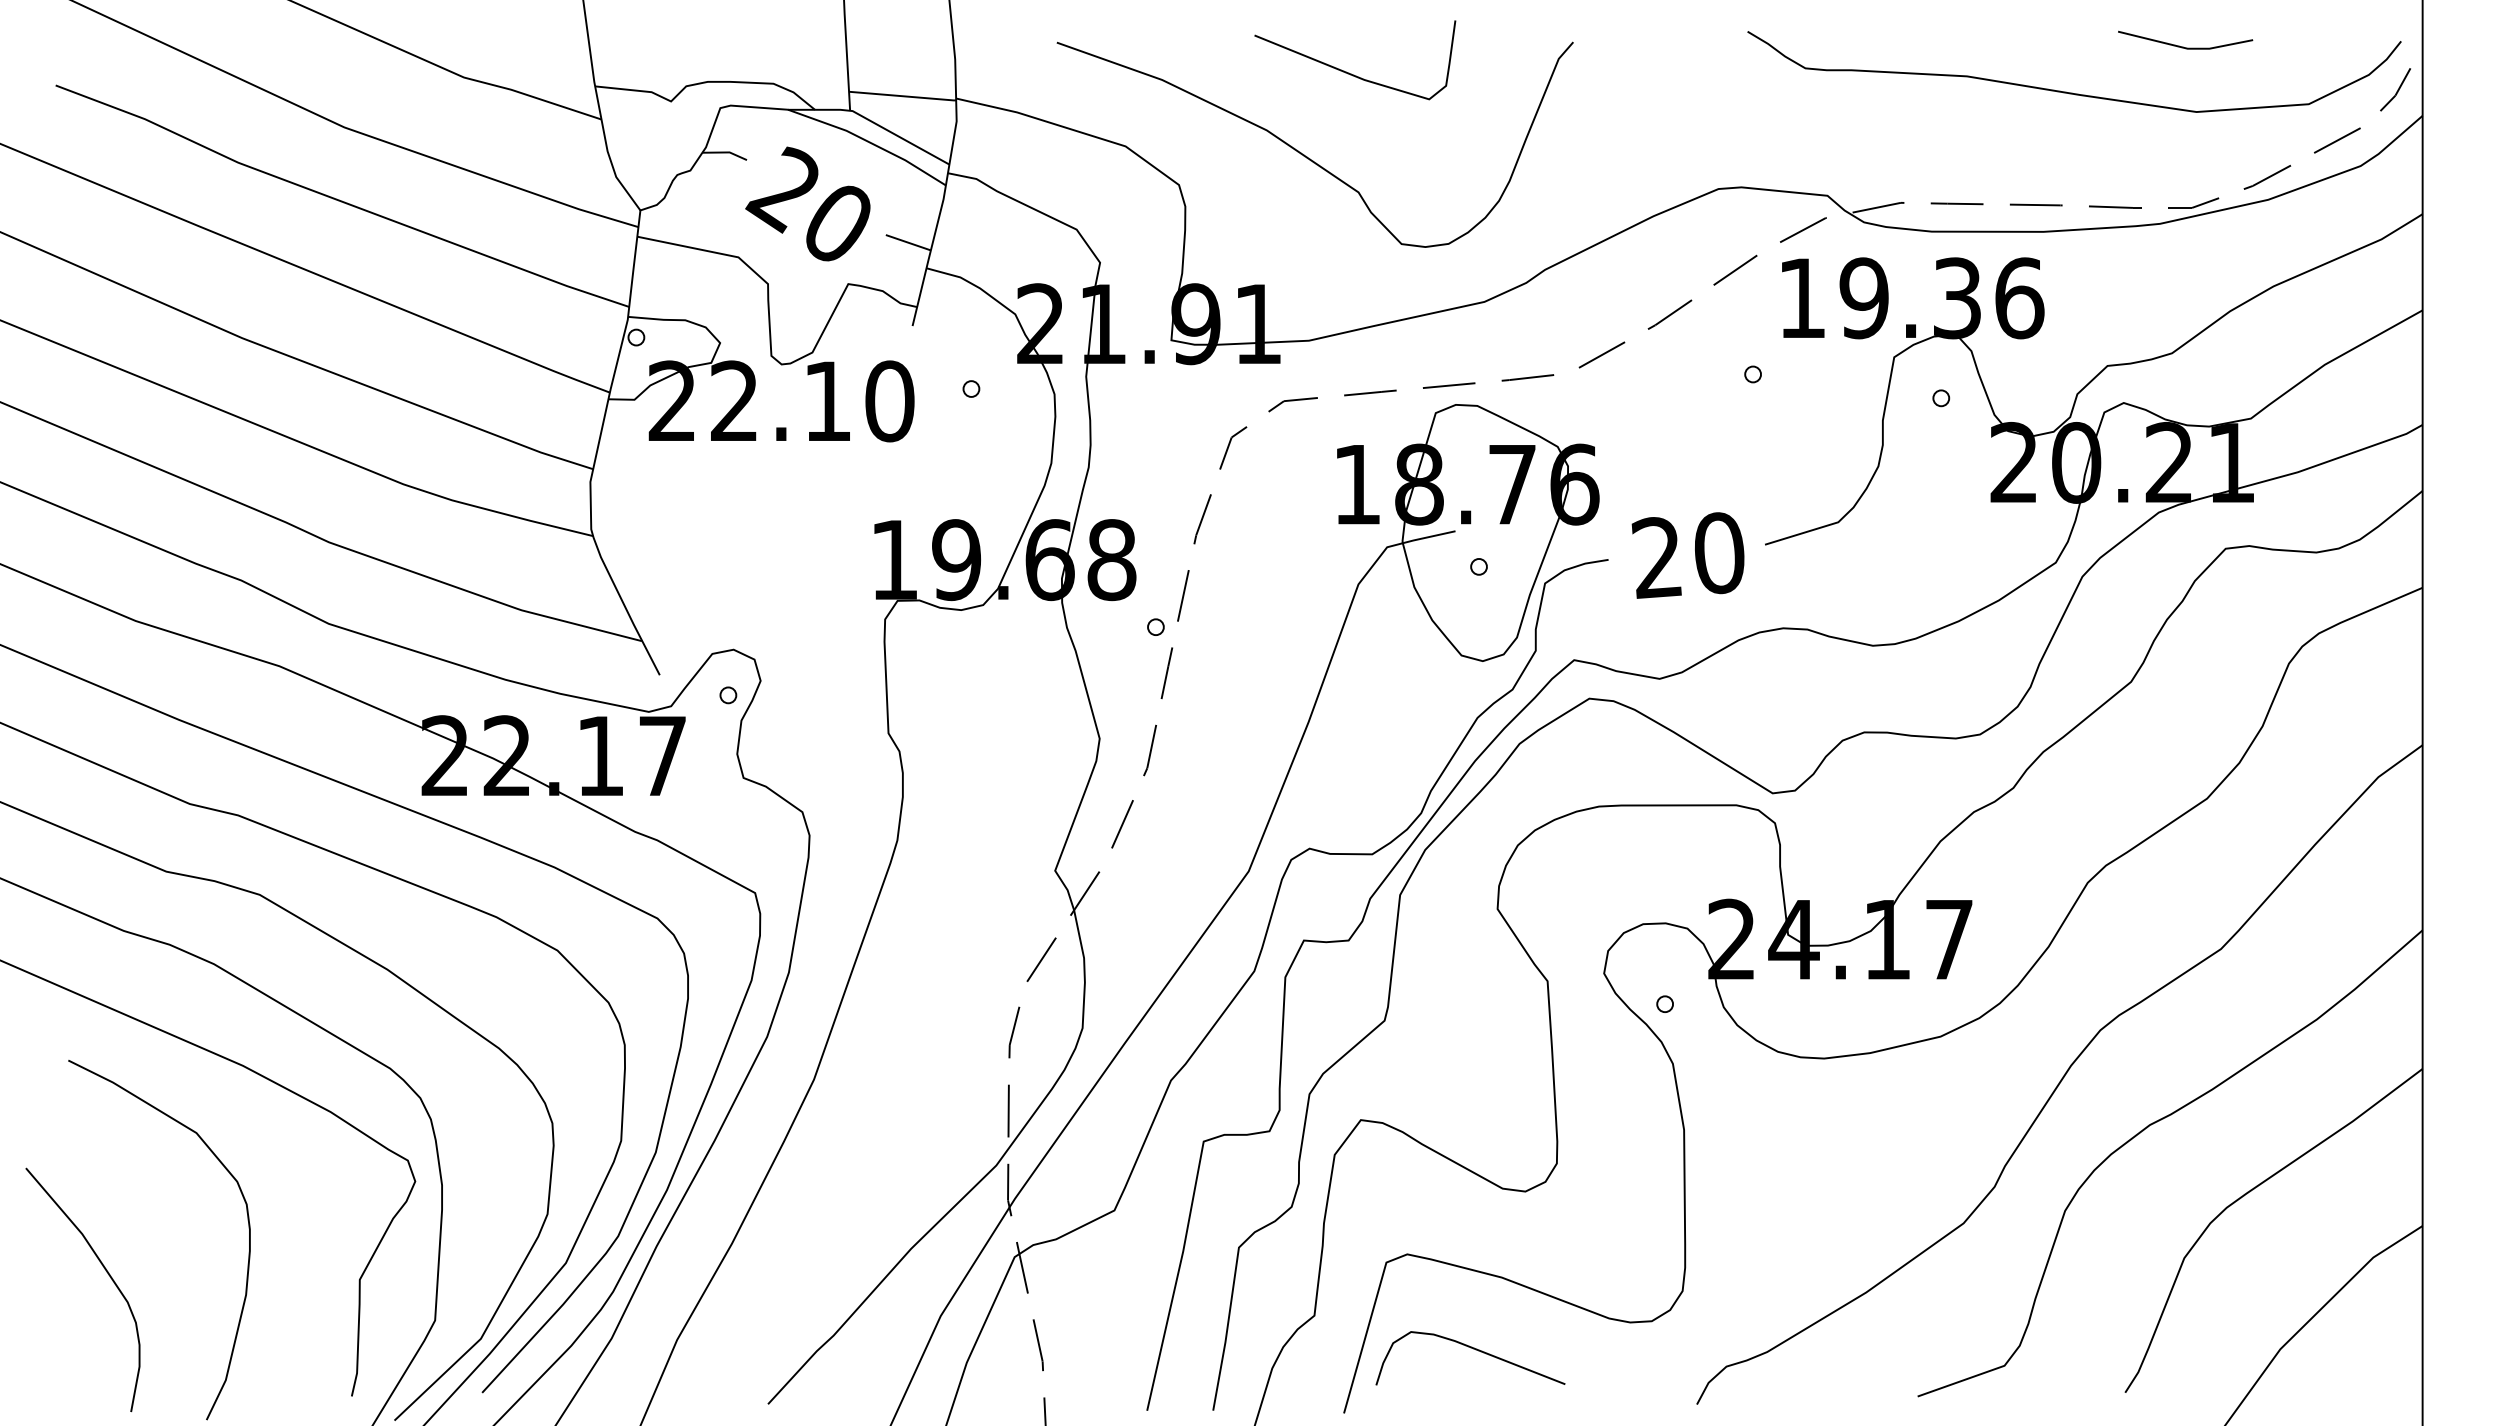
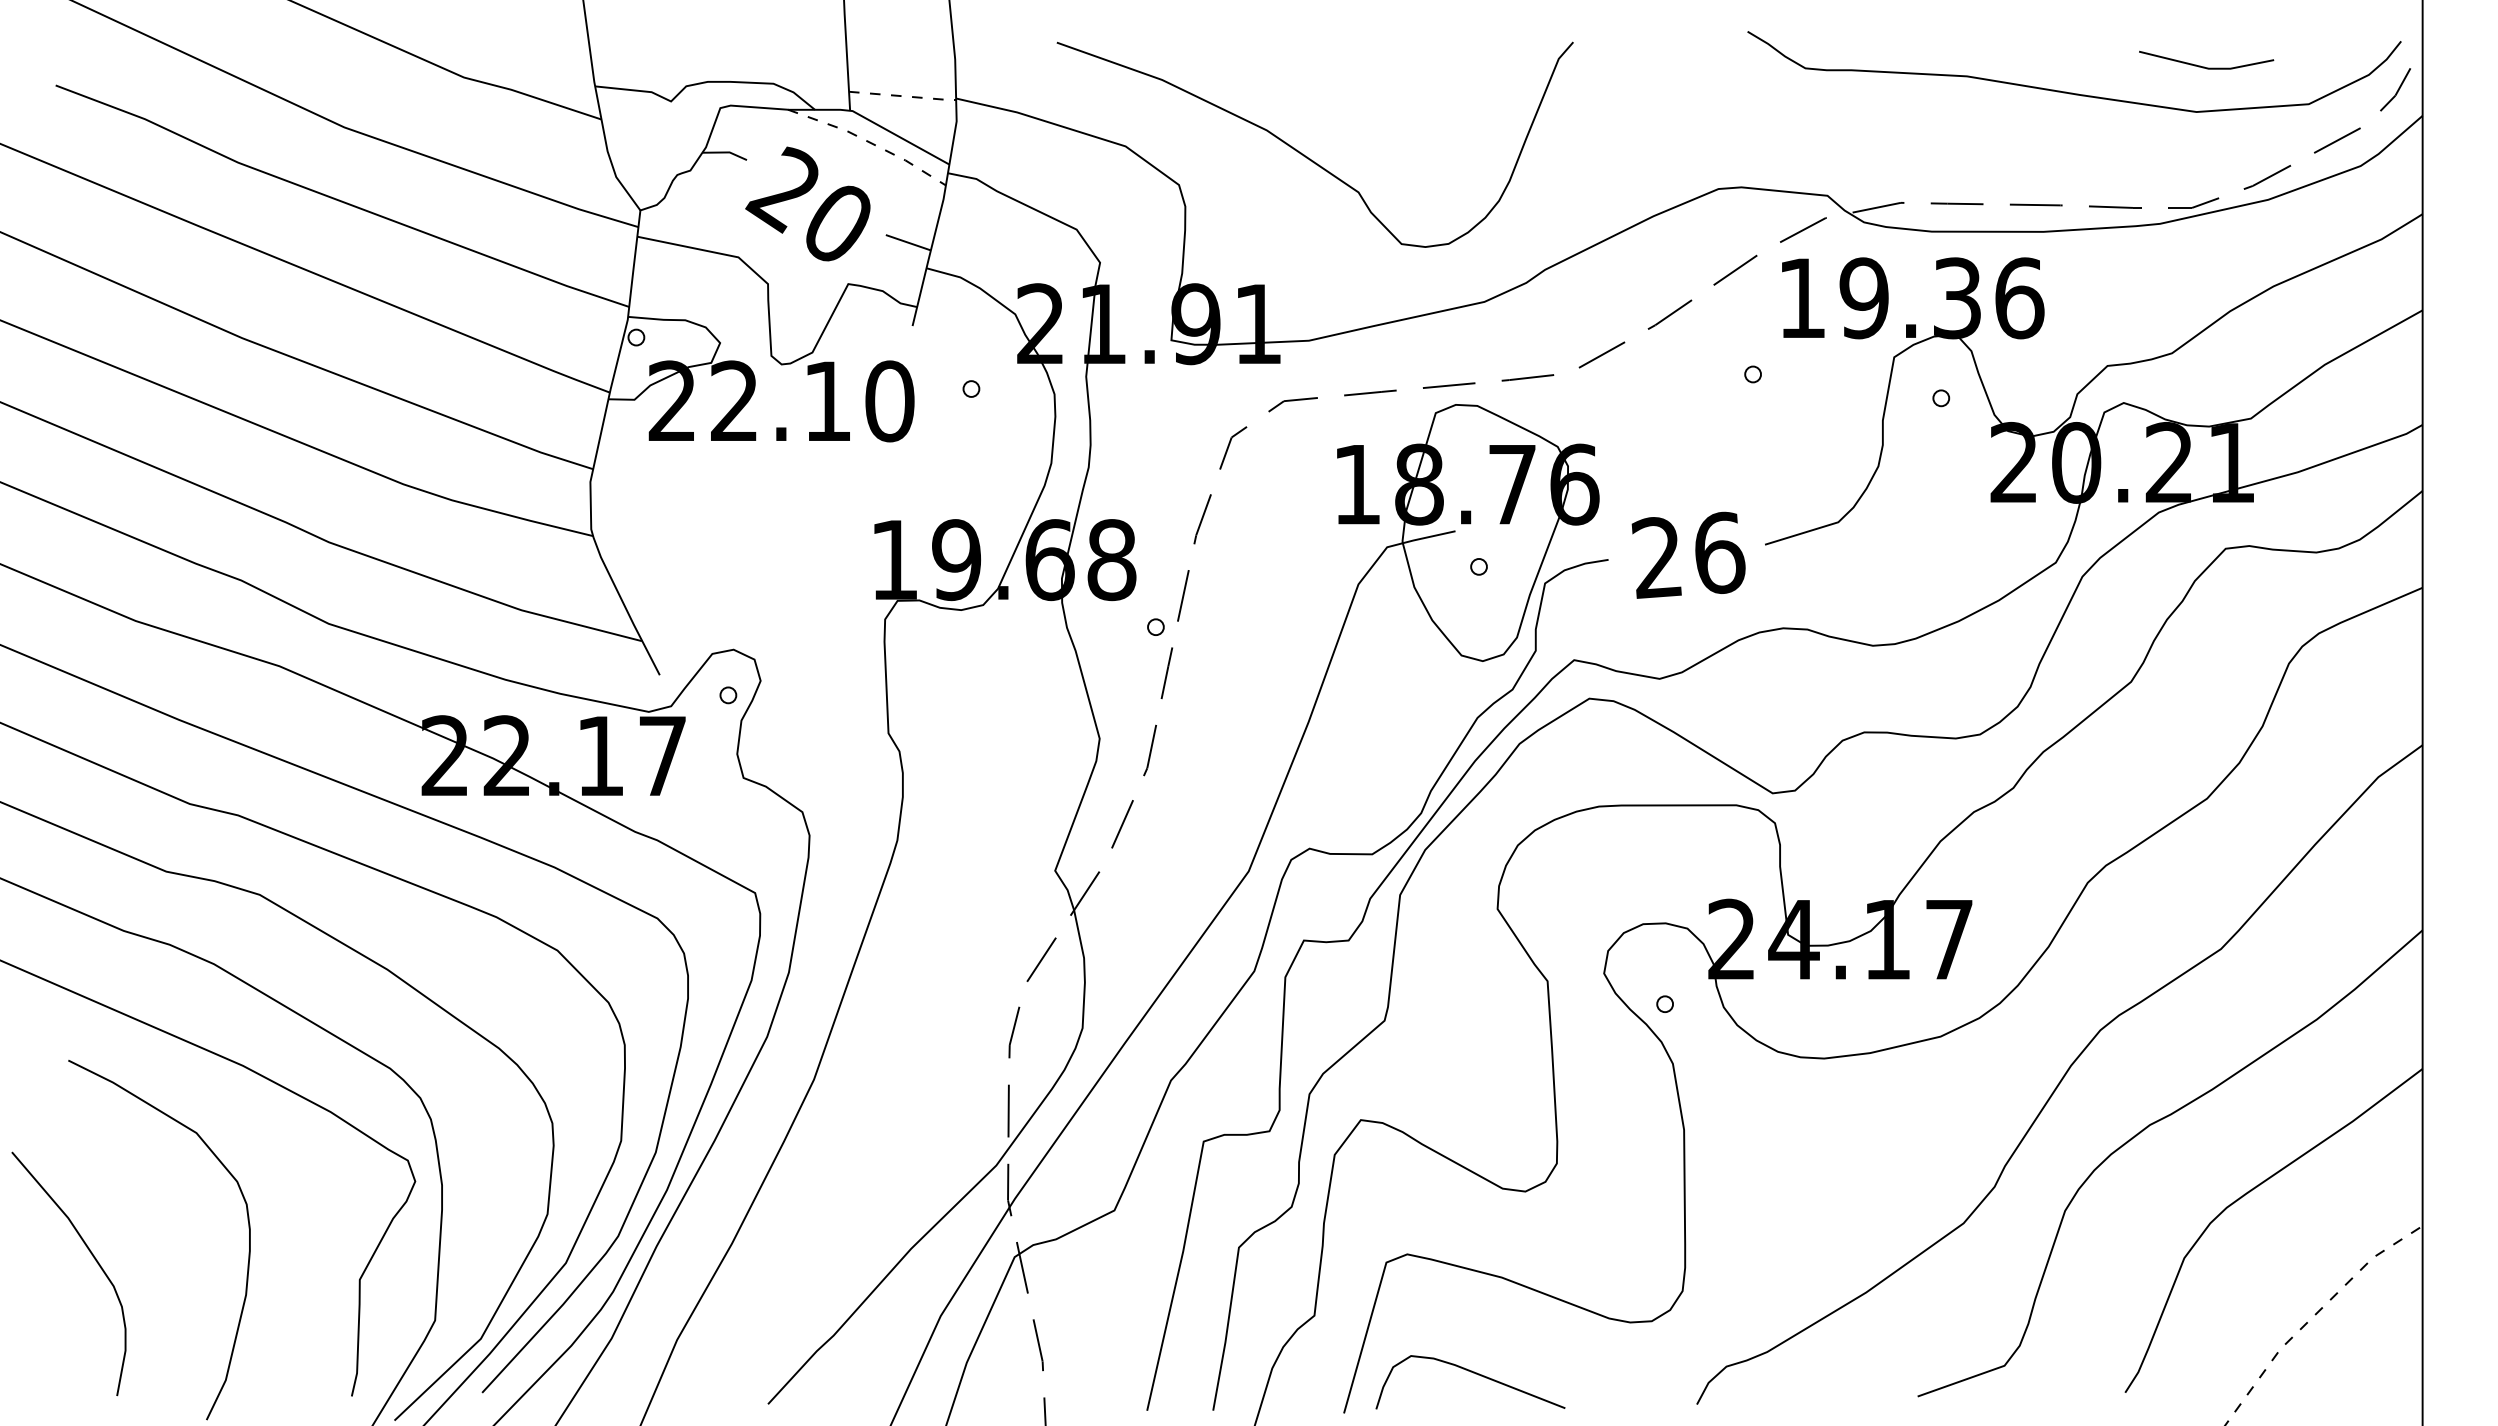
line position: (2183, 46) -> (2204, 66) (2204, 66)
curve: present -> none (1349, 72)
line: solid -> dashed (903, 96)
line: solid -> dashed (869, 142)
text: 20 -> 26 (1720, 552)
curve position: (106, 1272) -> (92, 1256) (92, 1256)
line: solid -> dashed (2314, 1315)
curve position: (1475, 1350) -> (1475, 1374) (1475, 1374)
